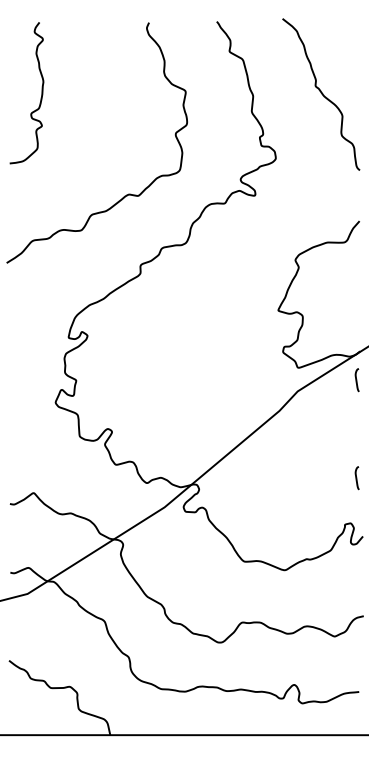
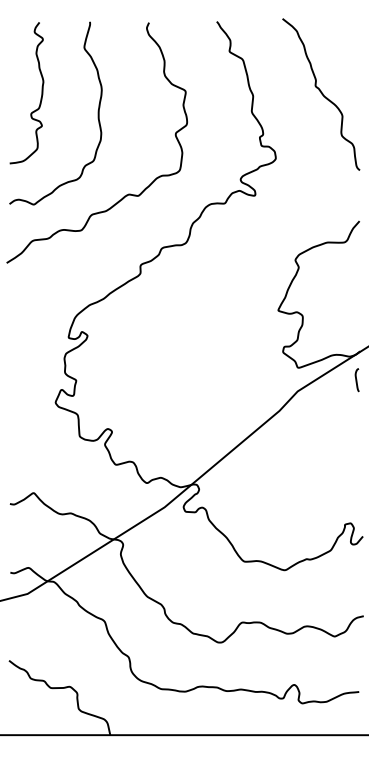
curve: none -> present (97, 113)
curve: present -> none (356, 478)
